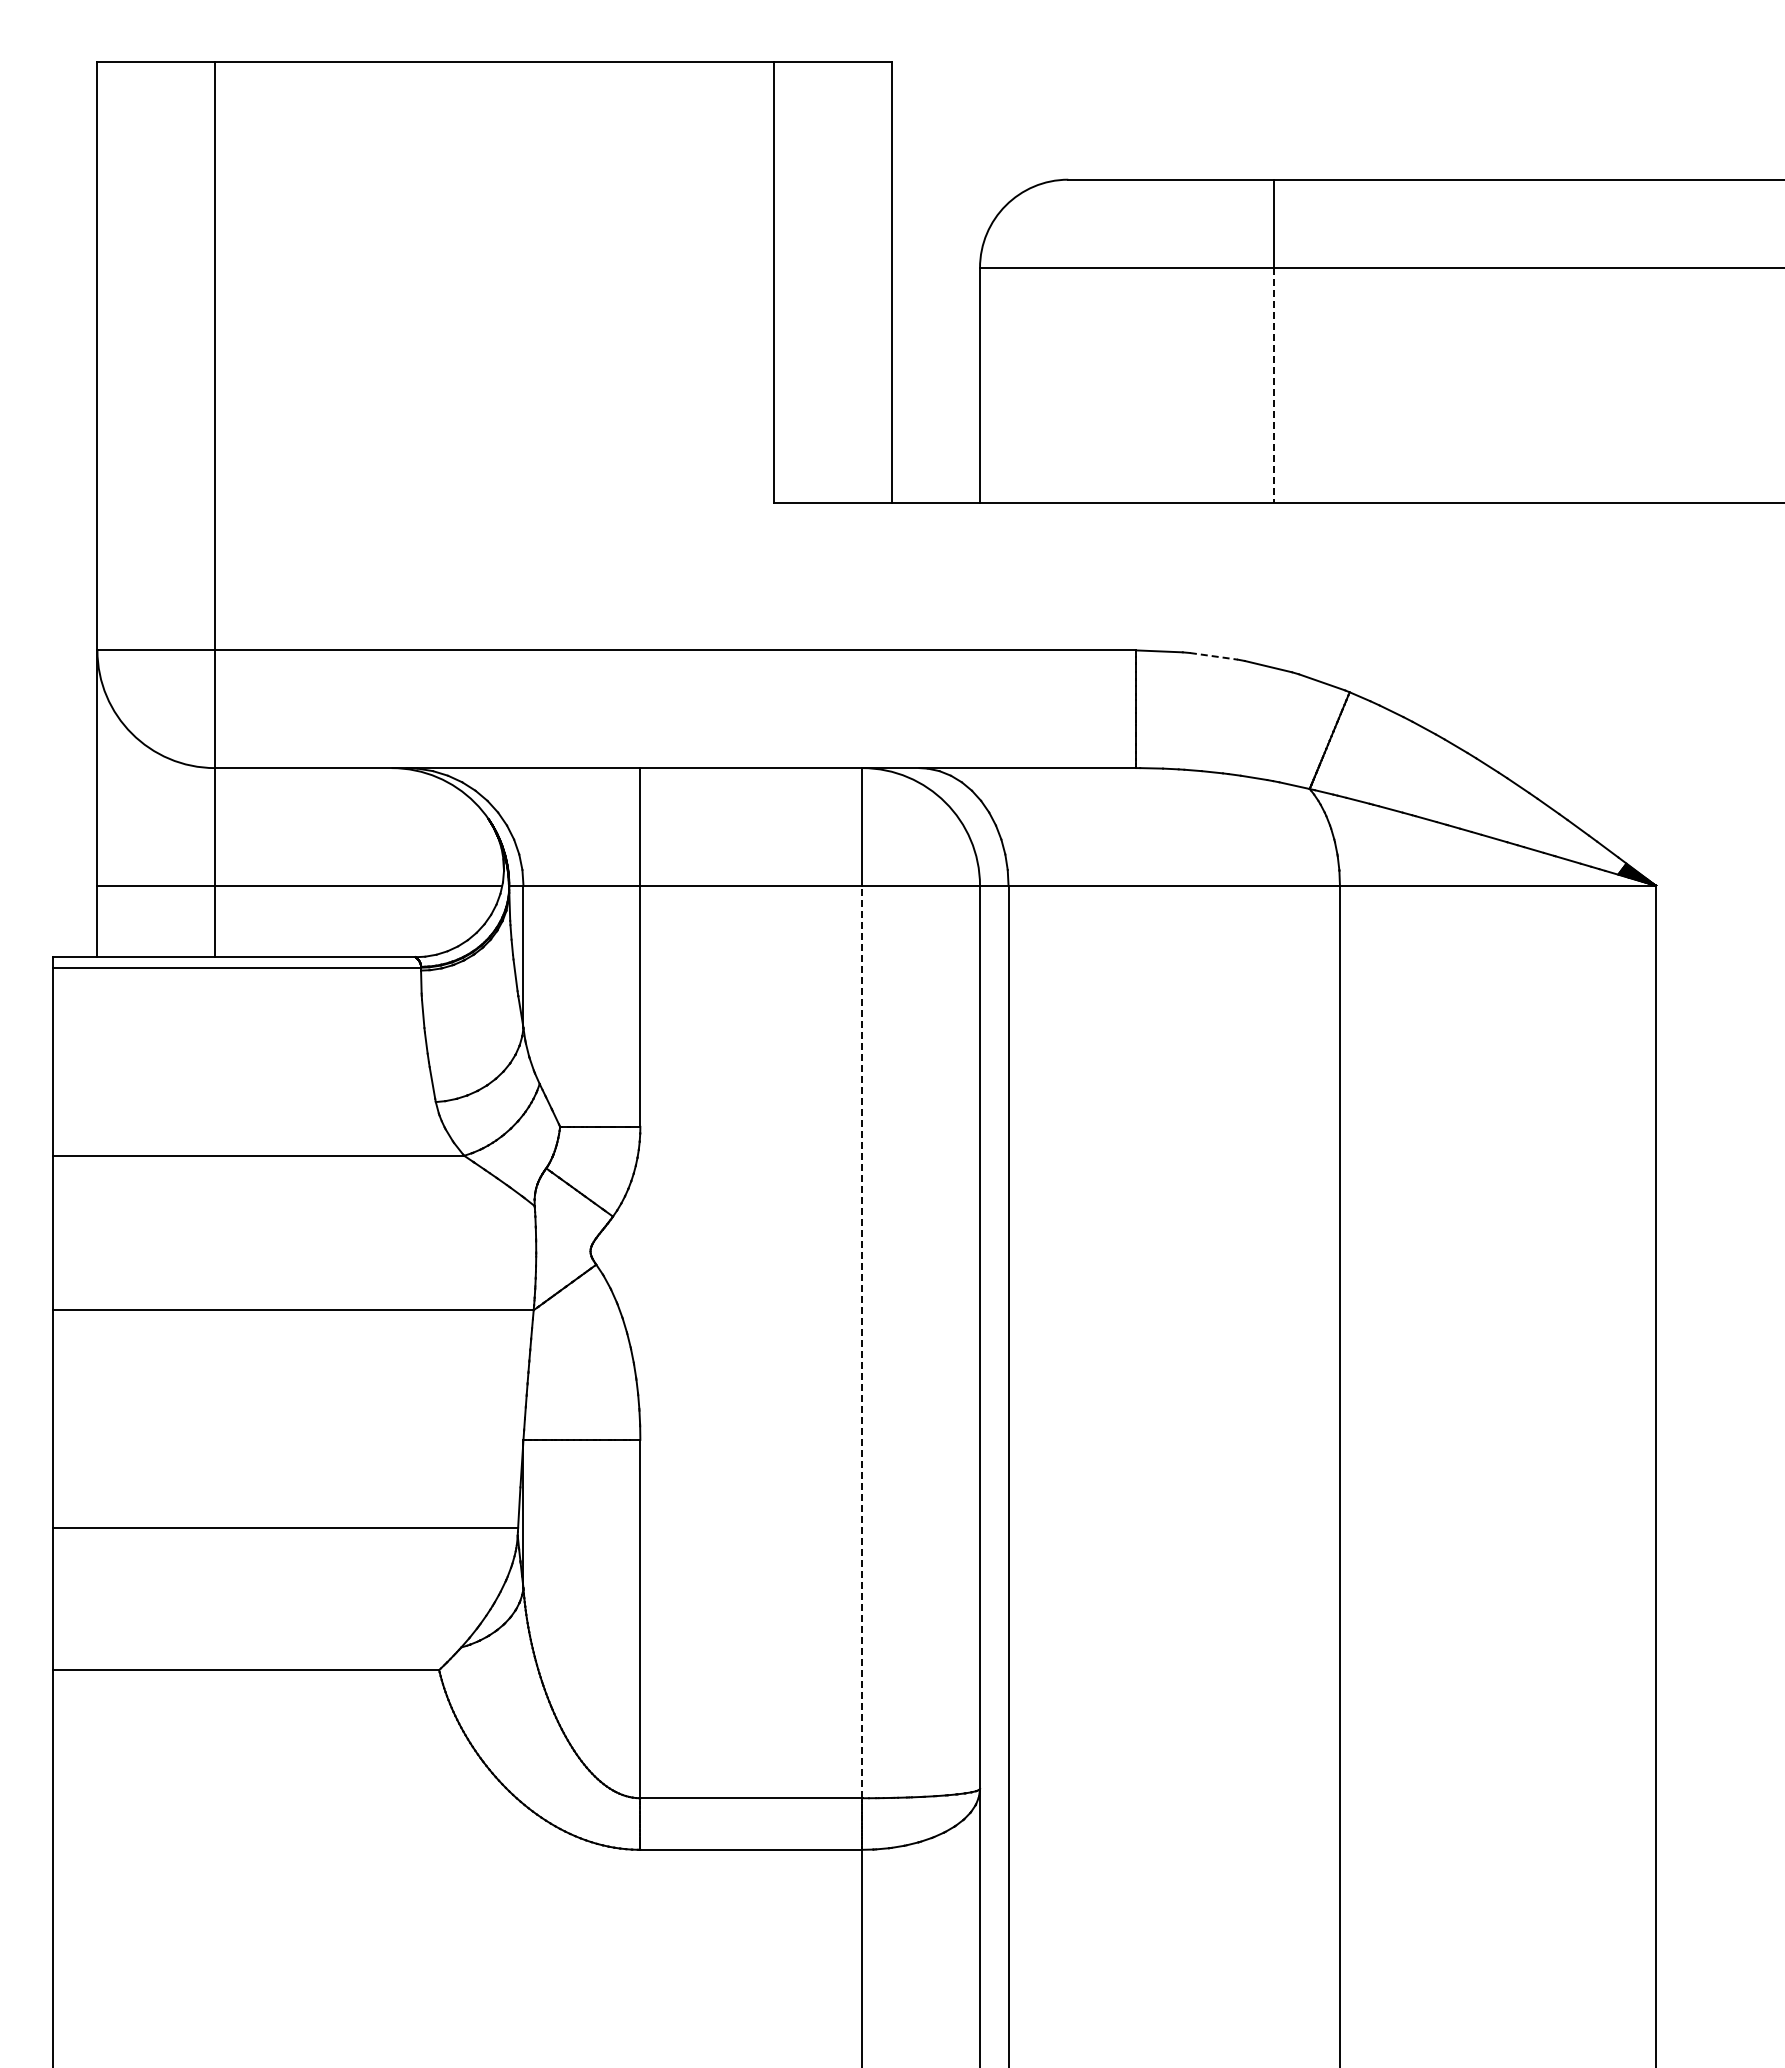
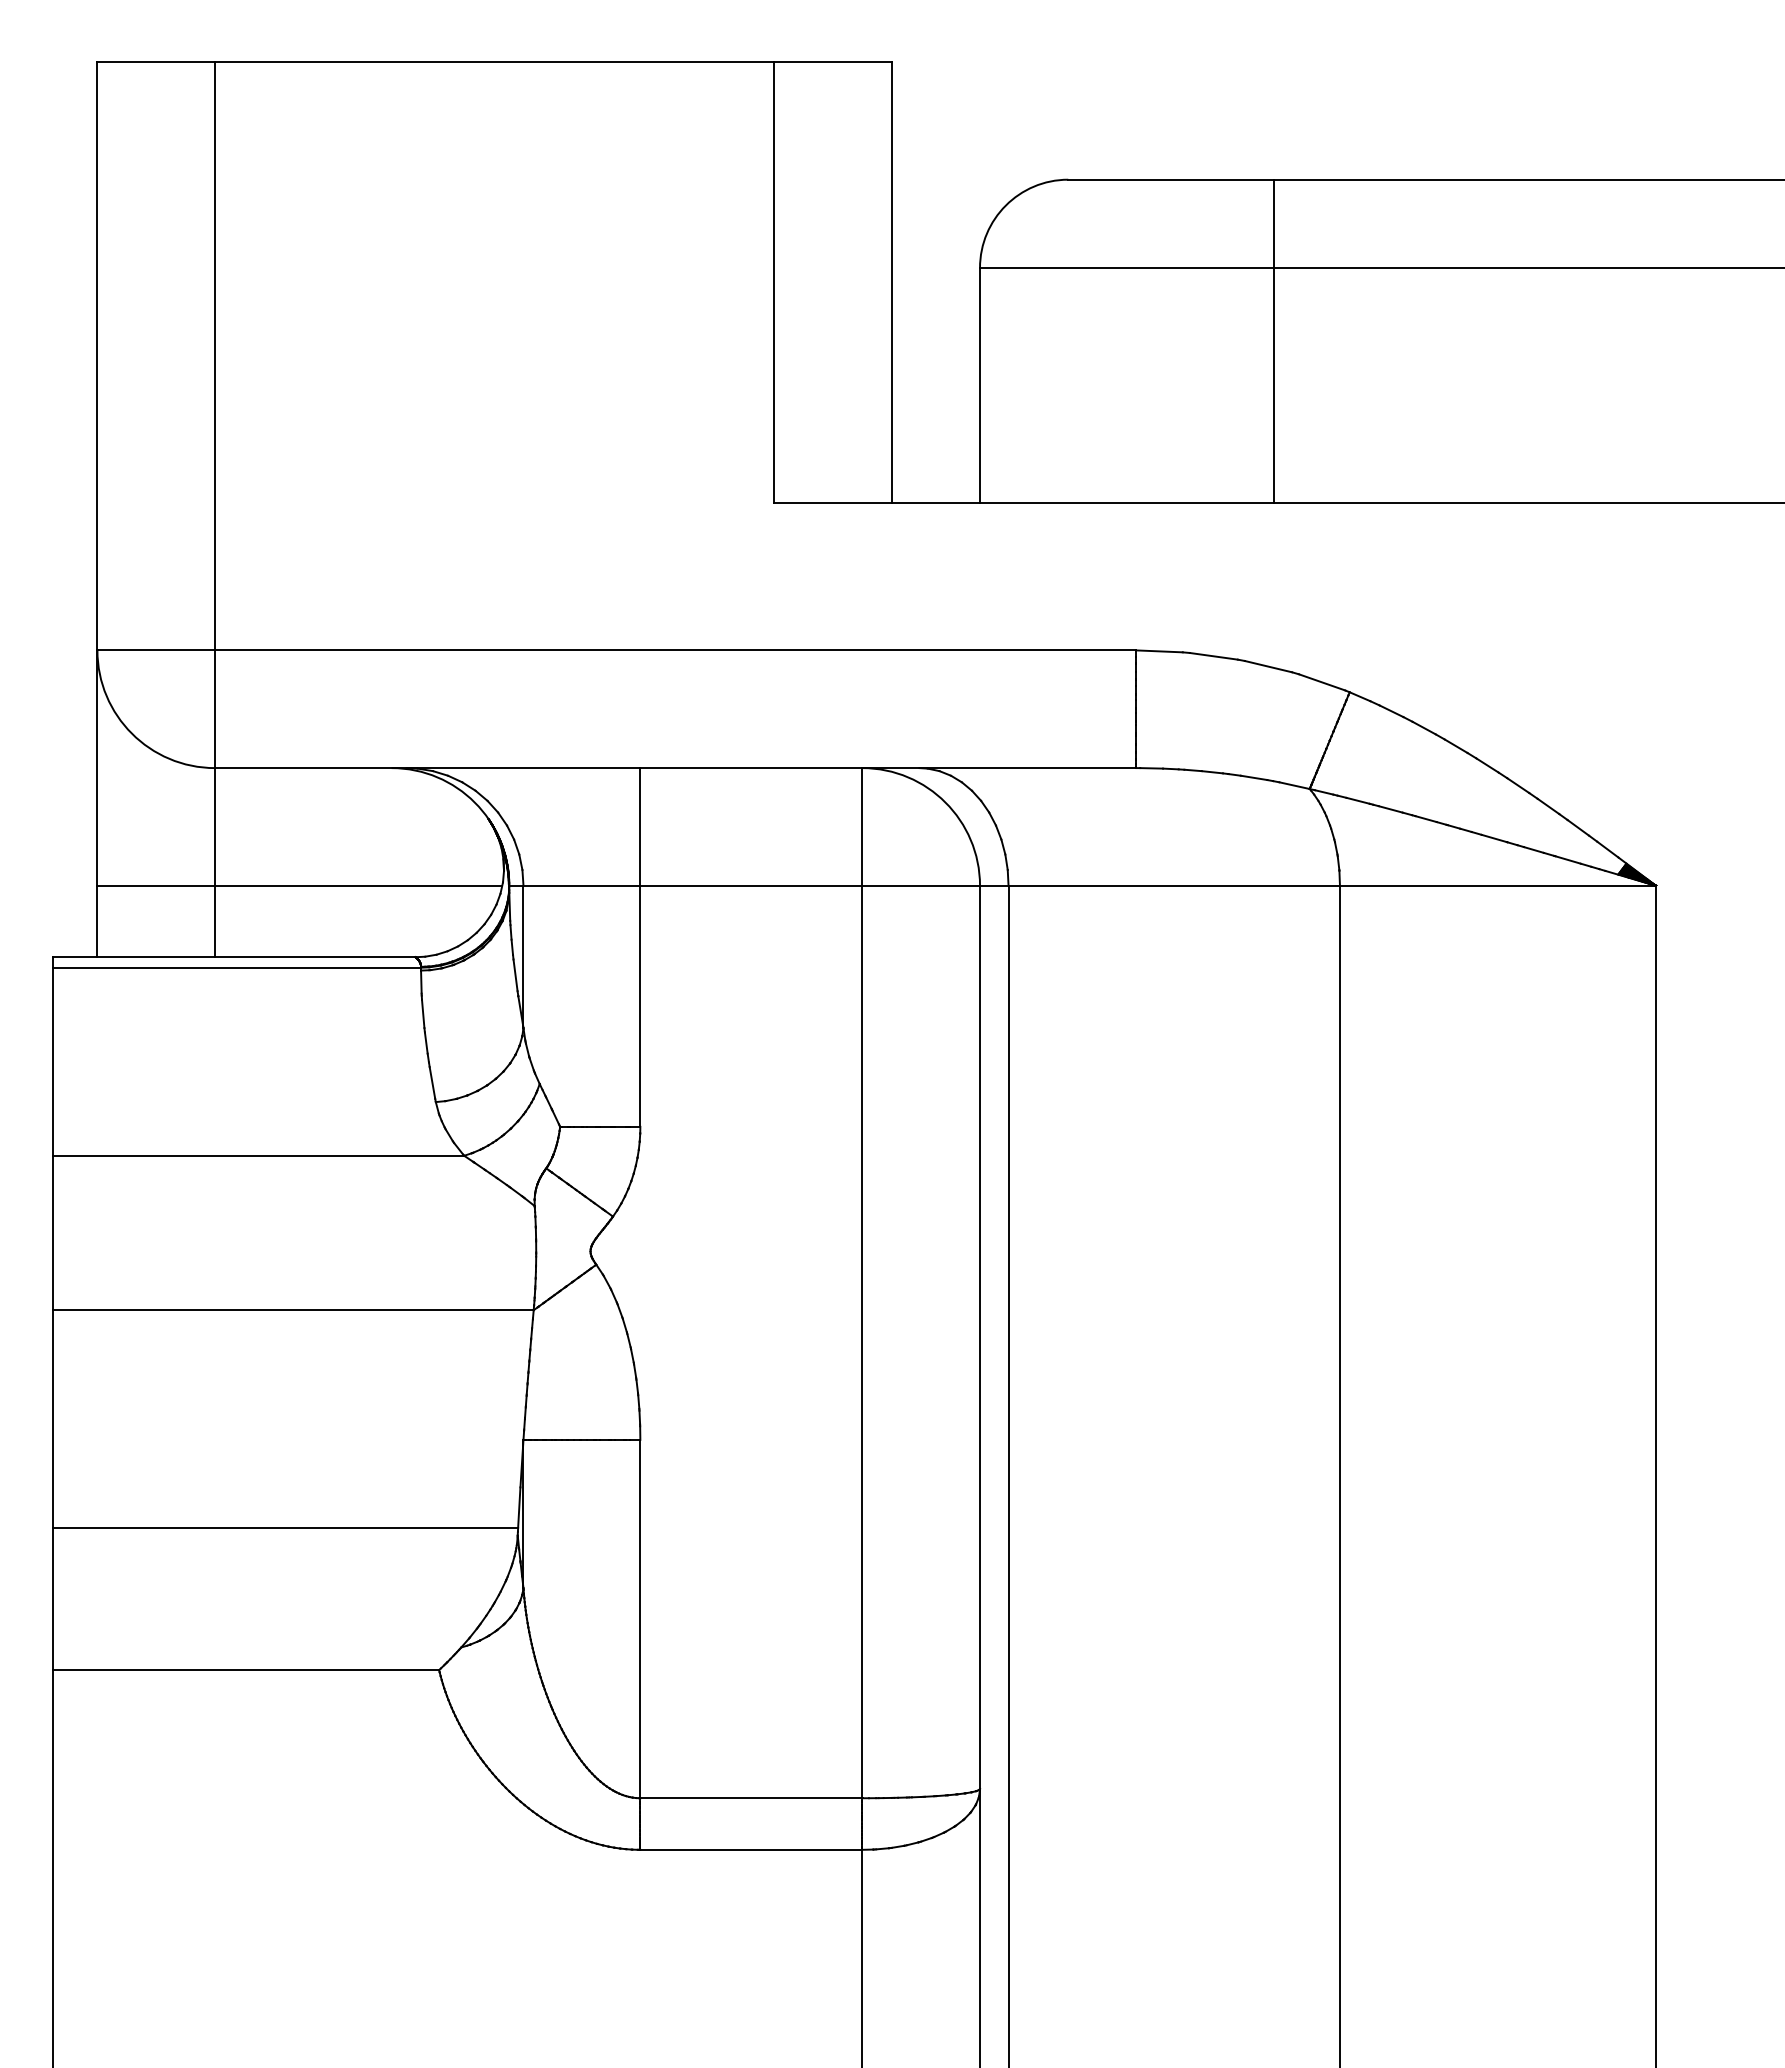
line: dashed -> solid (1274, 385)
line: dashed -> solid (1214, 656)
line: dashed -> solid (862, 1341)
